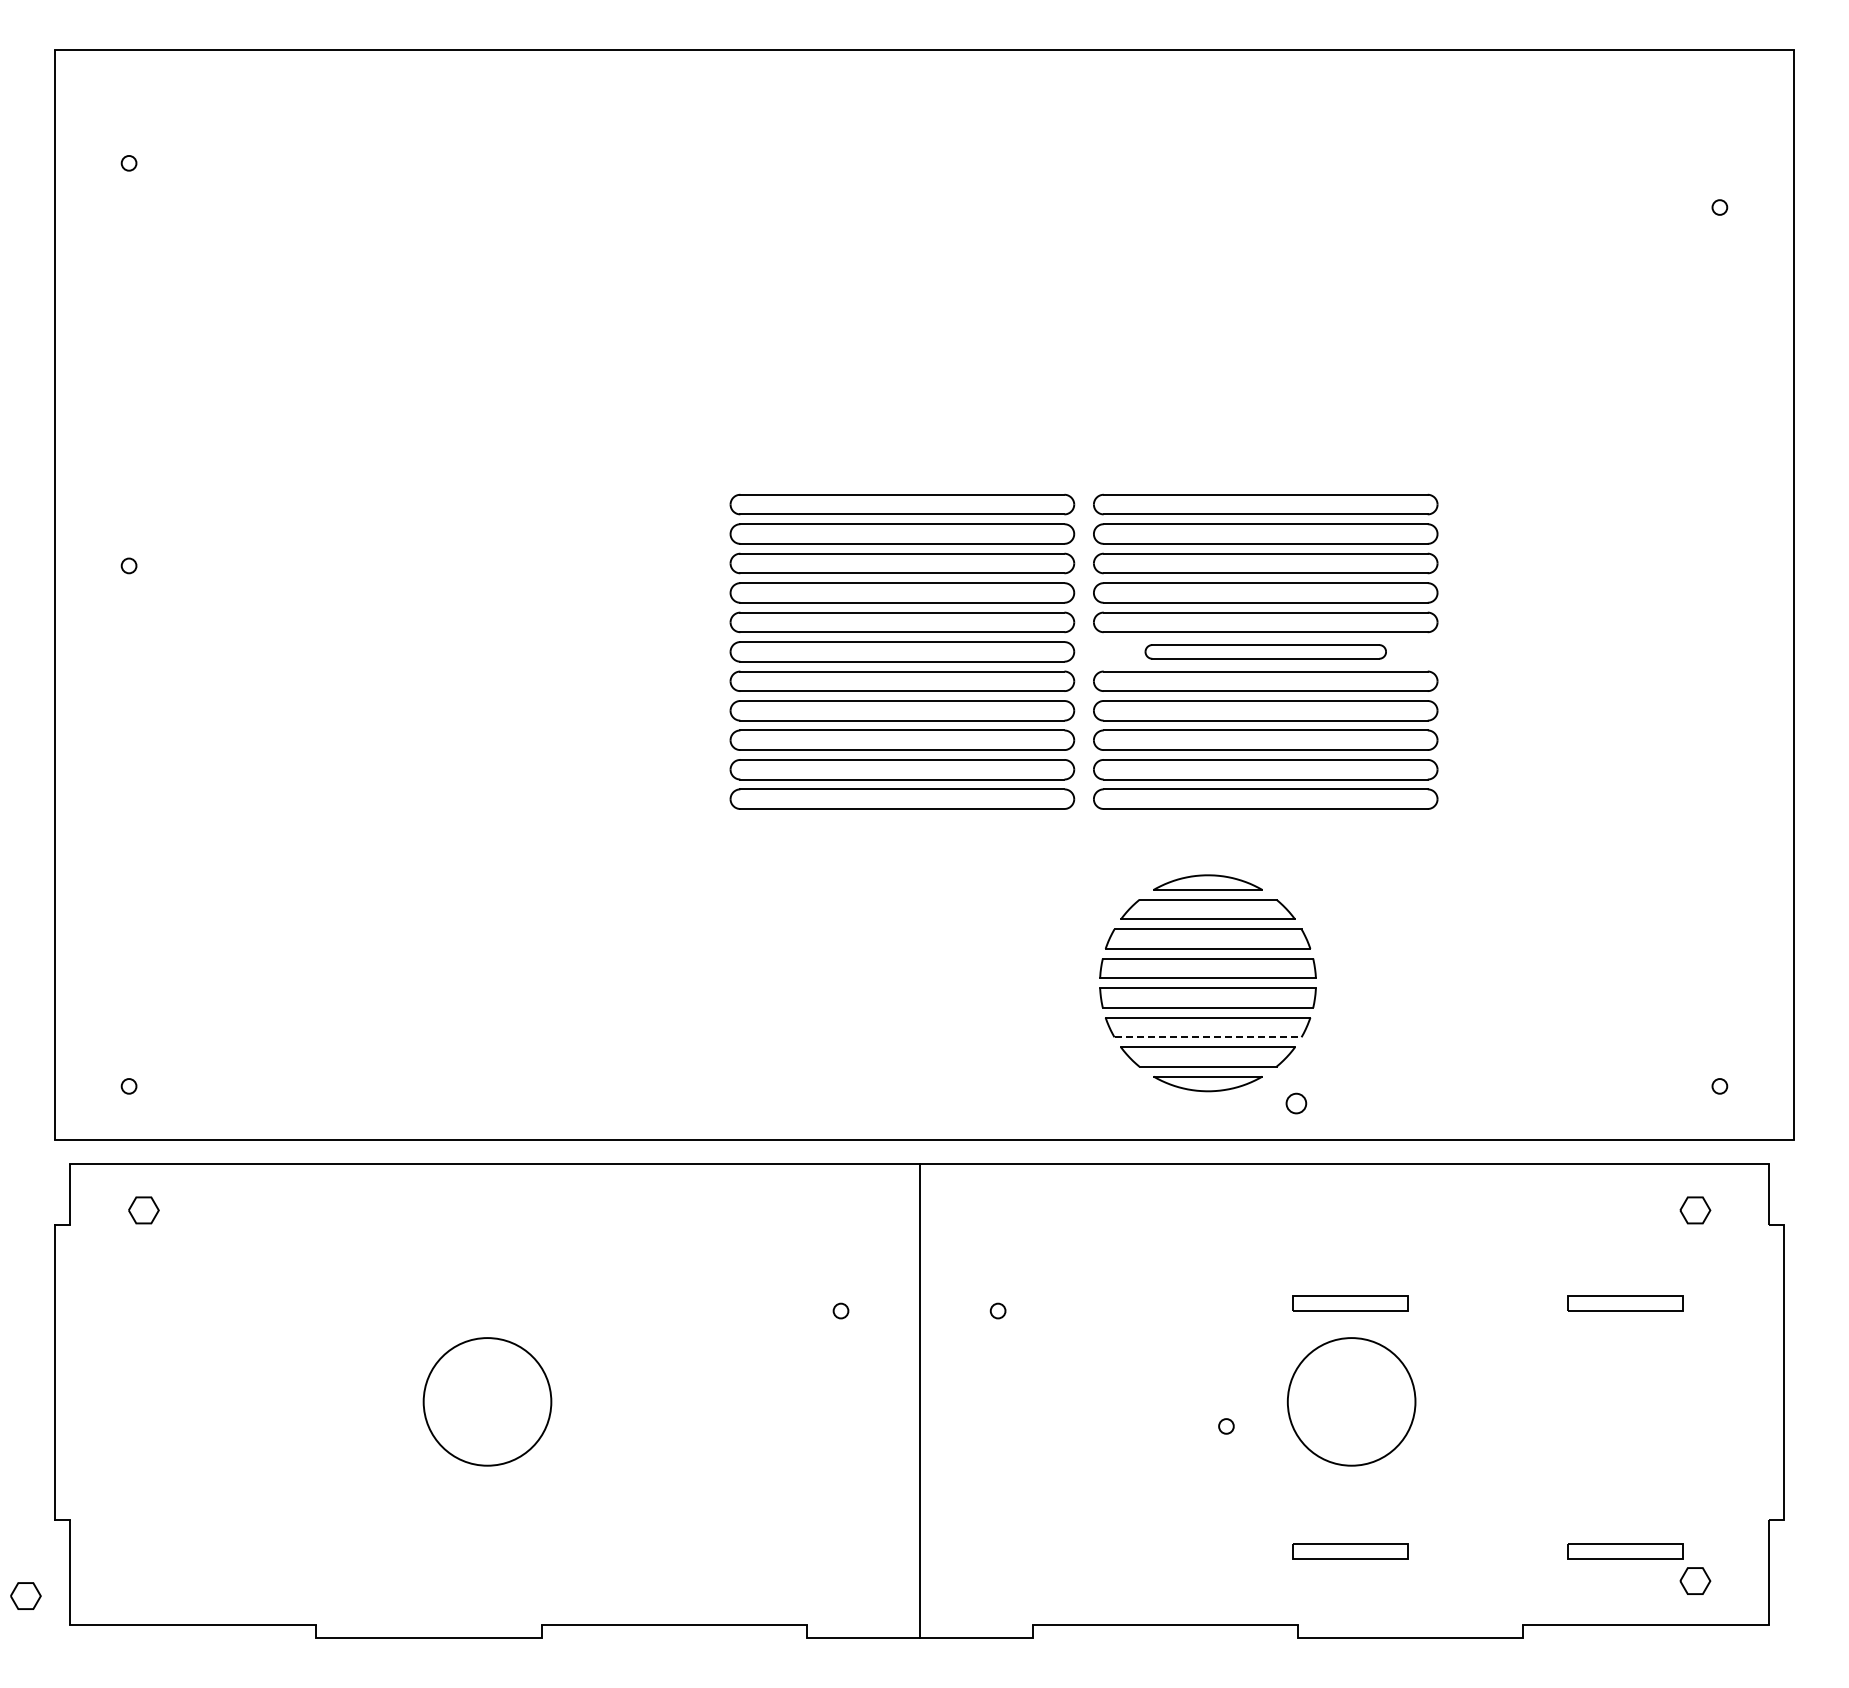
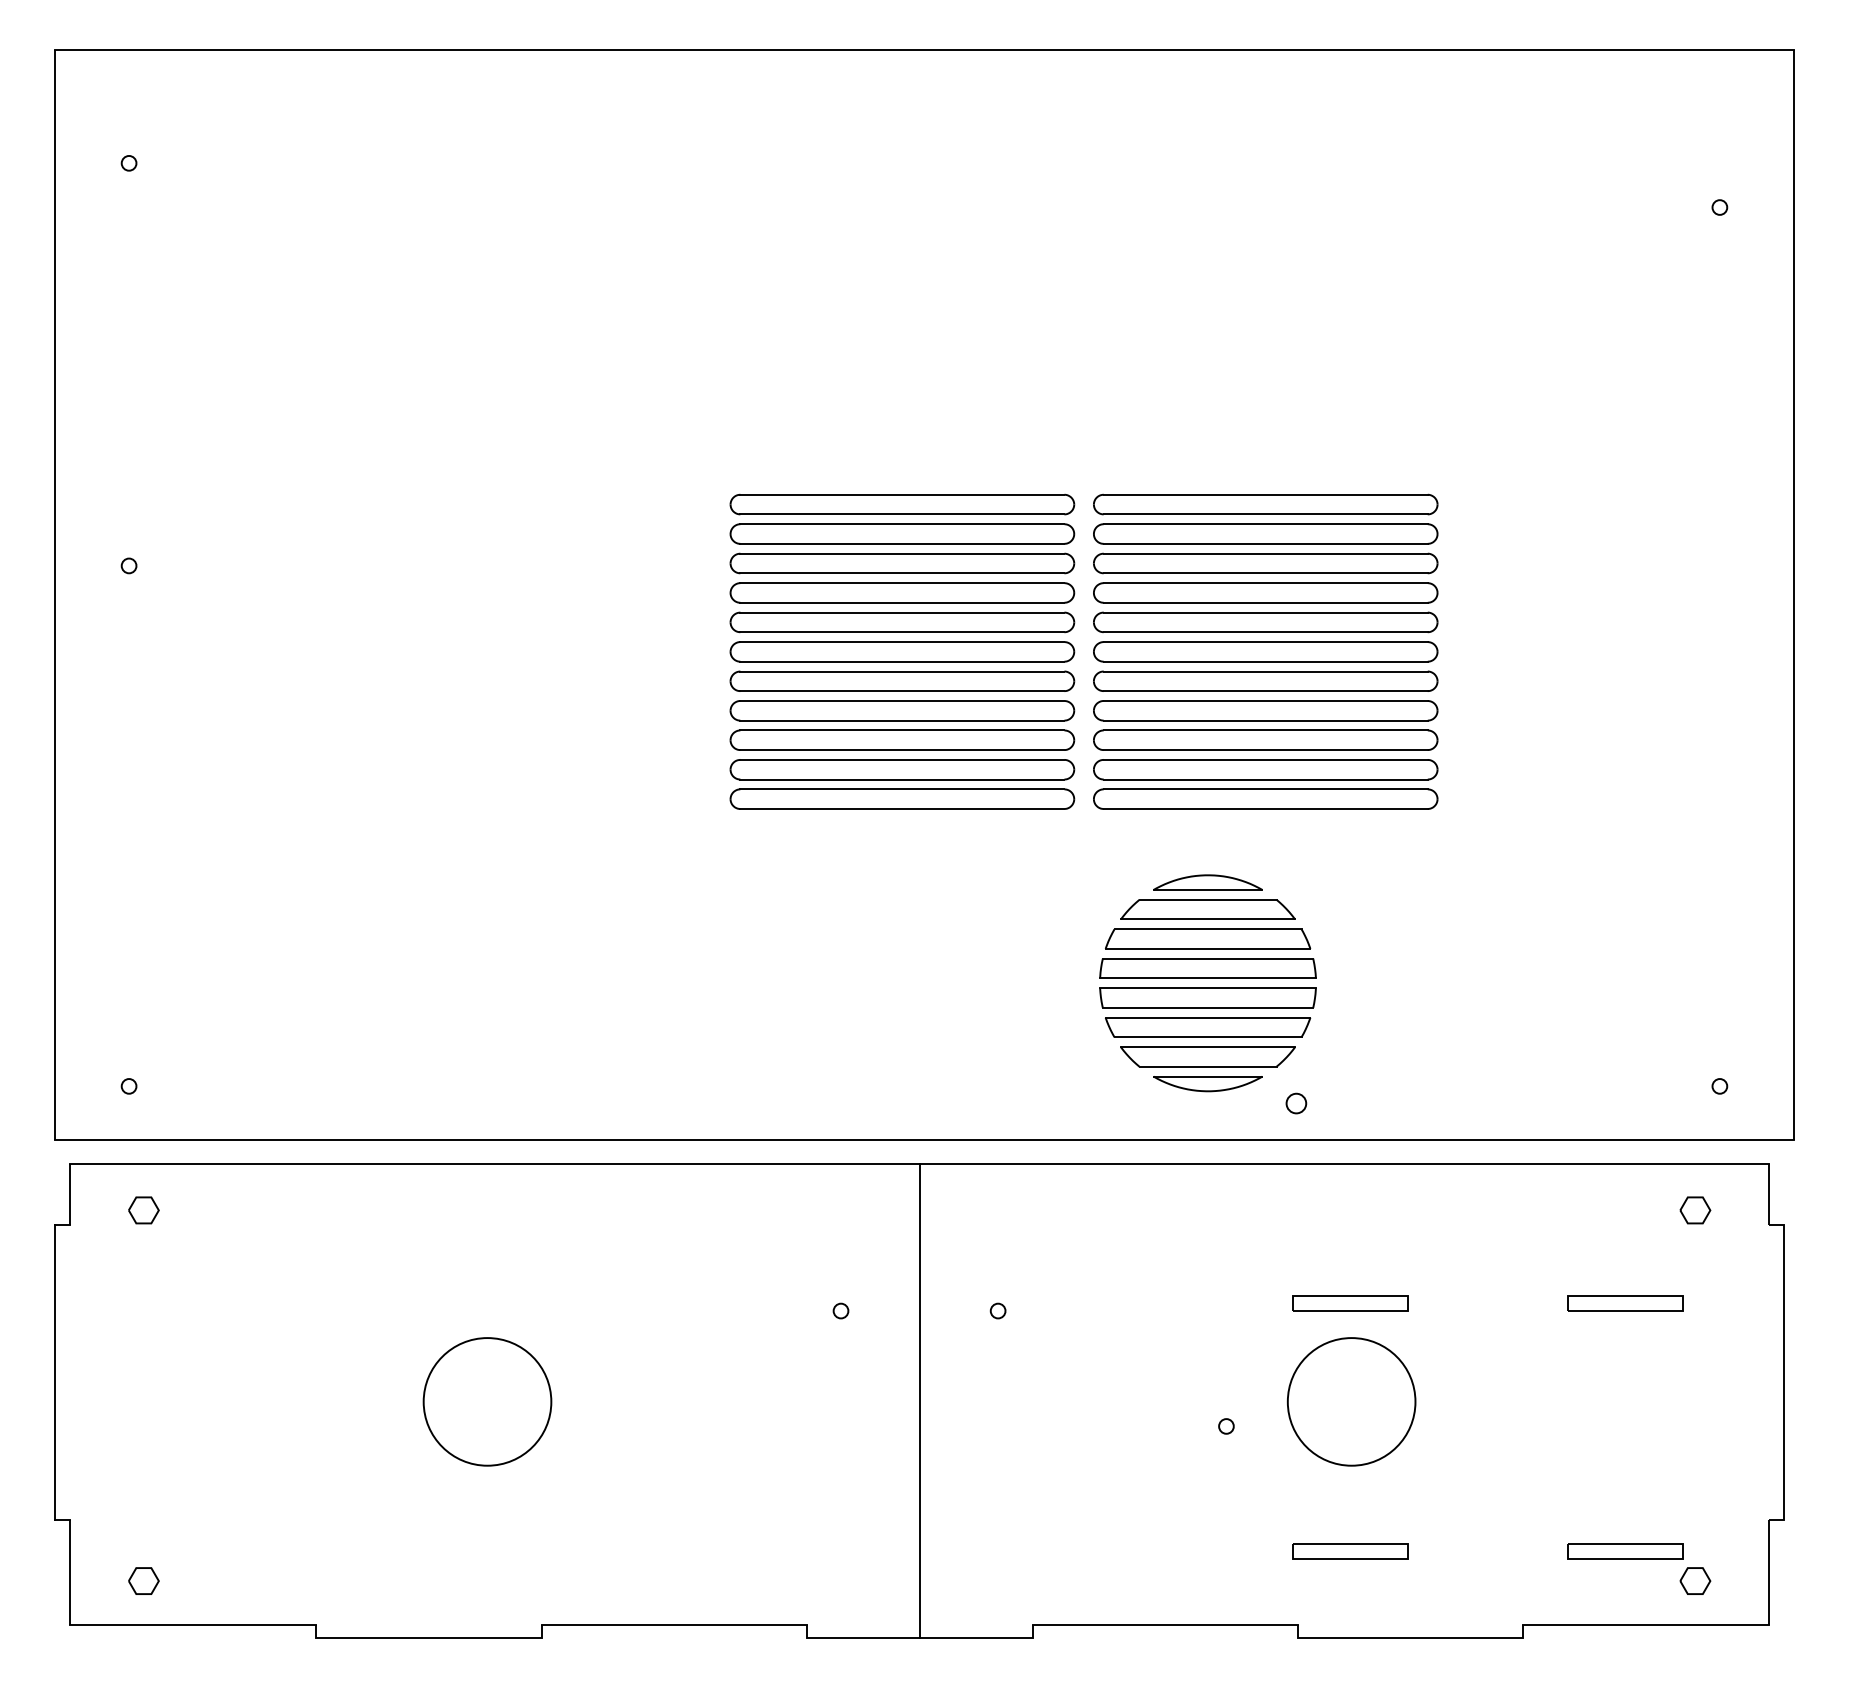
part size: 243x16 px -> 346x22 px (1265, 651)
line: dashed -> solid (1208, 1037)
part position: (25, 1595) -> (143, 1580) (143, 1580)
